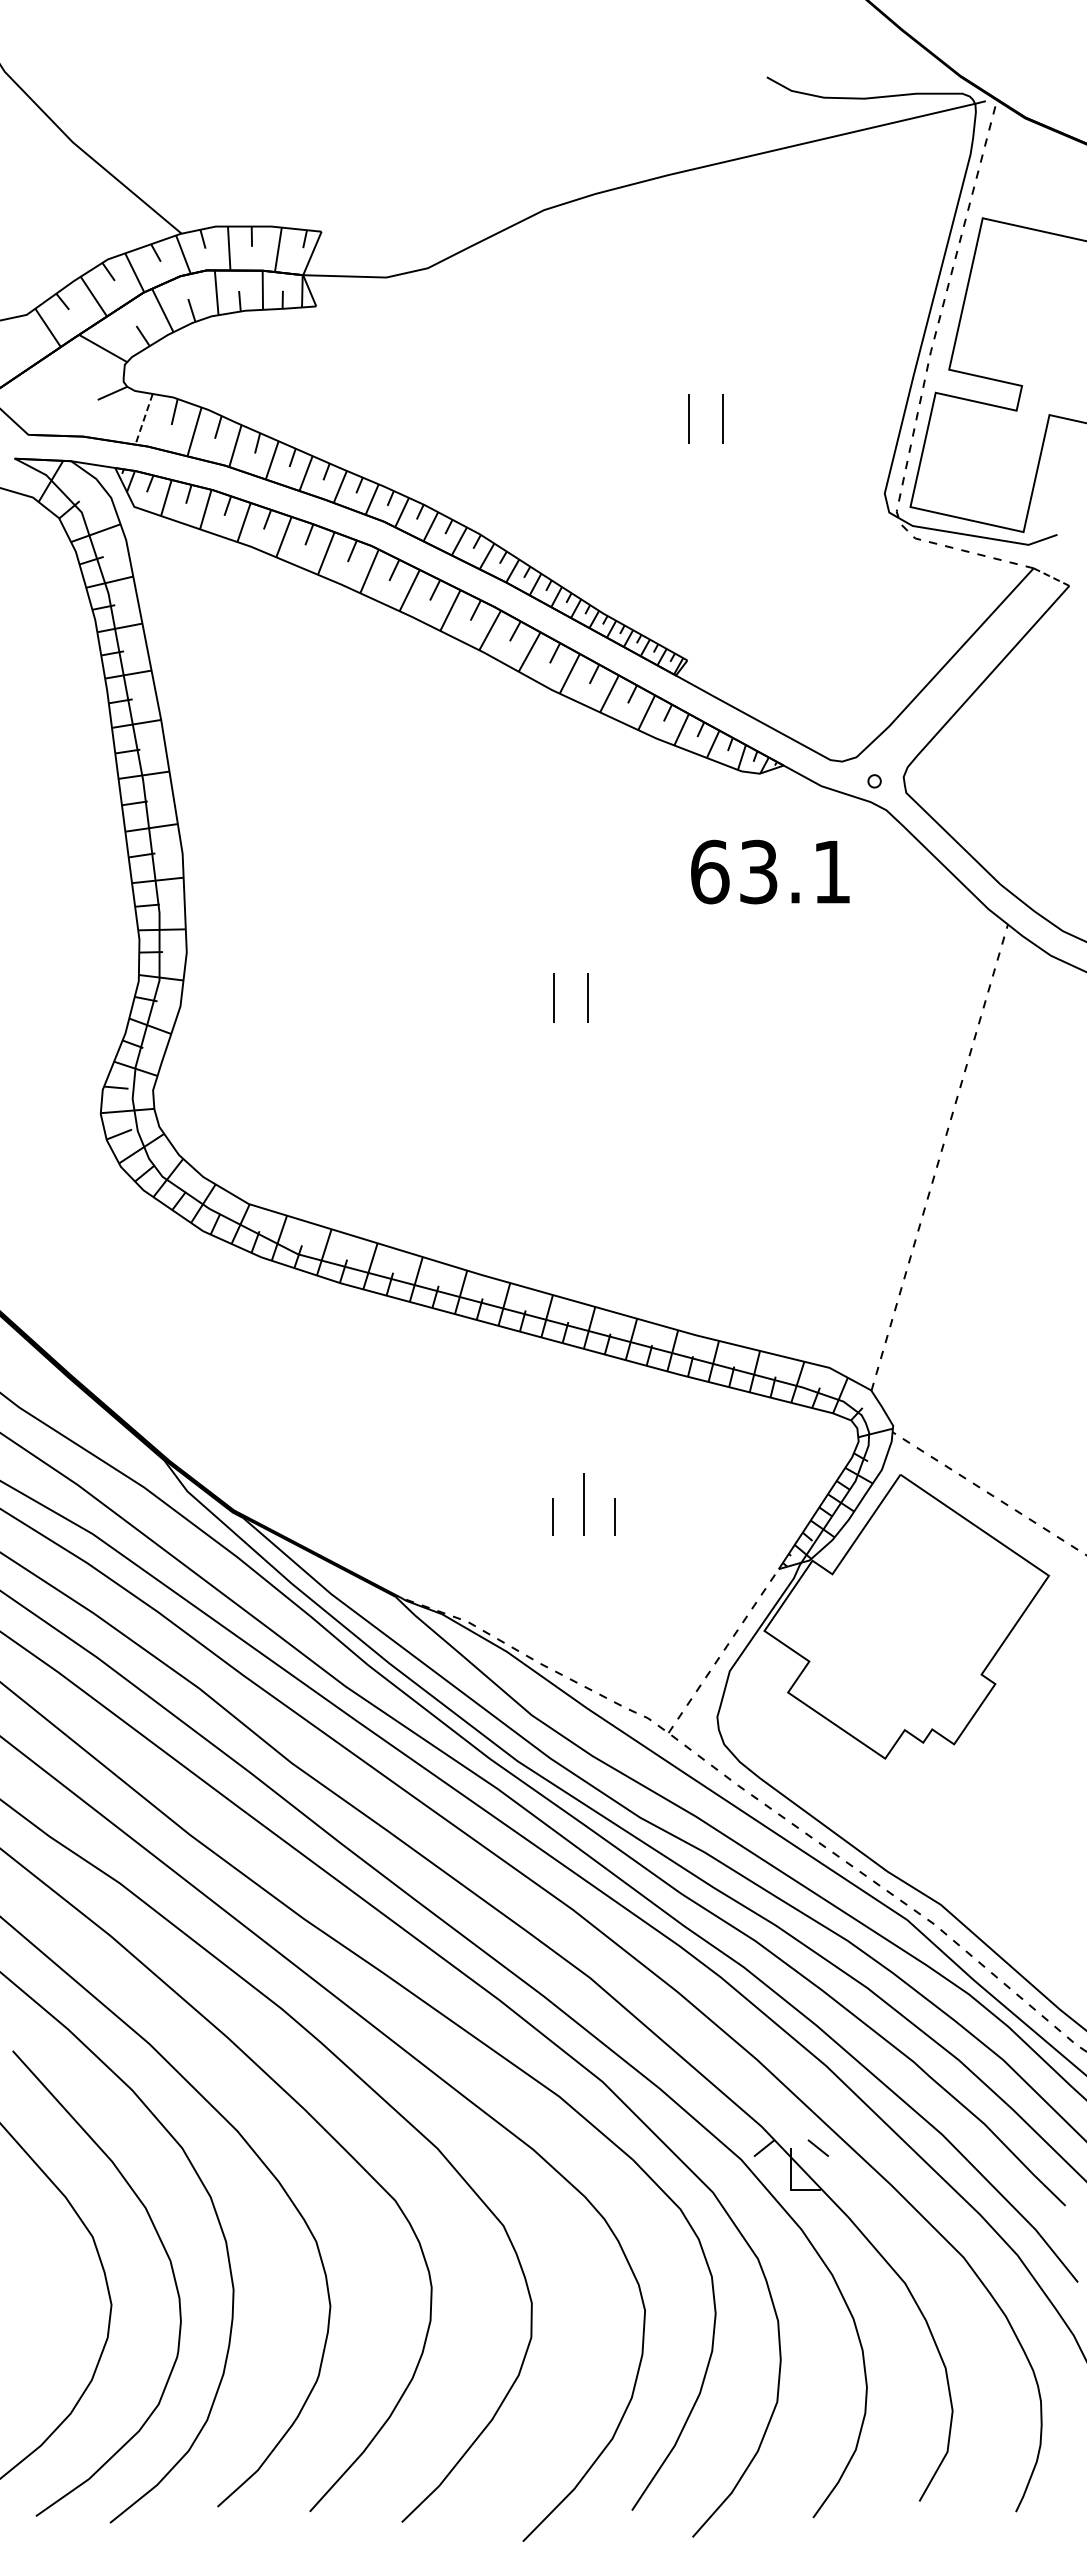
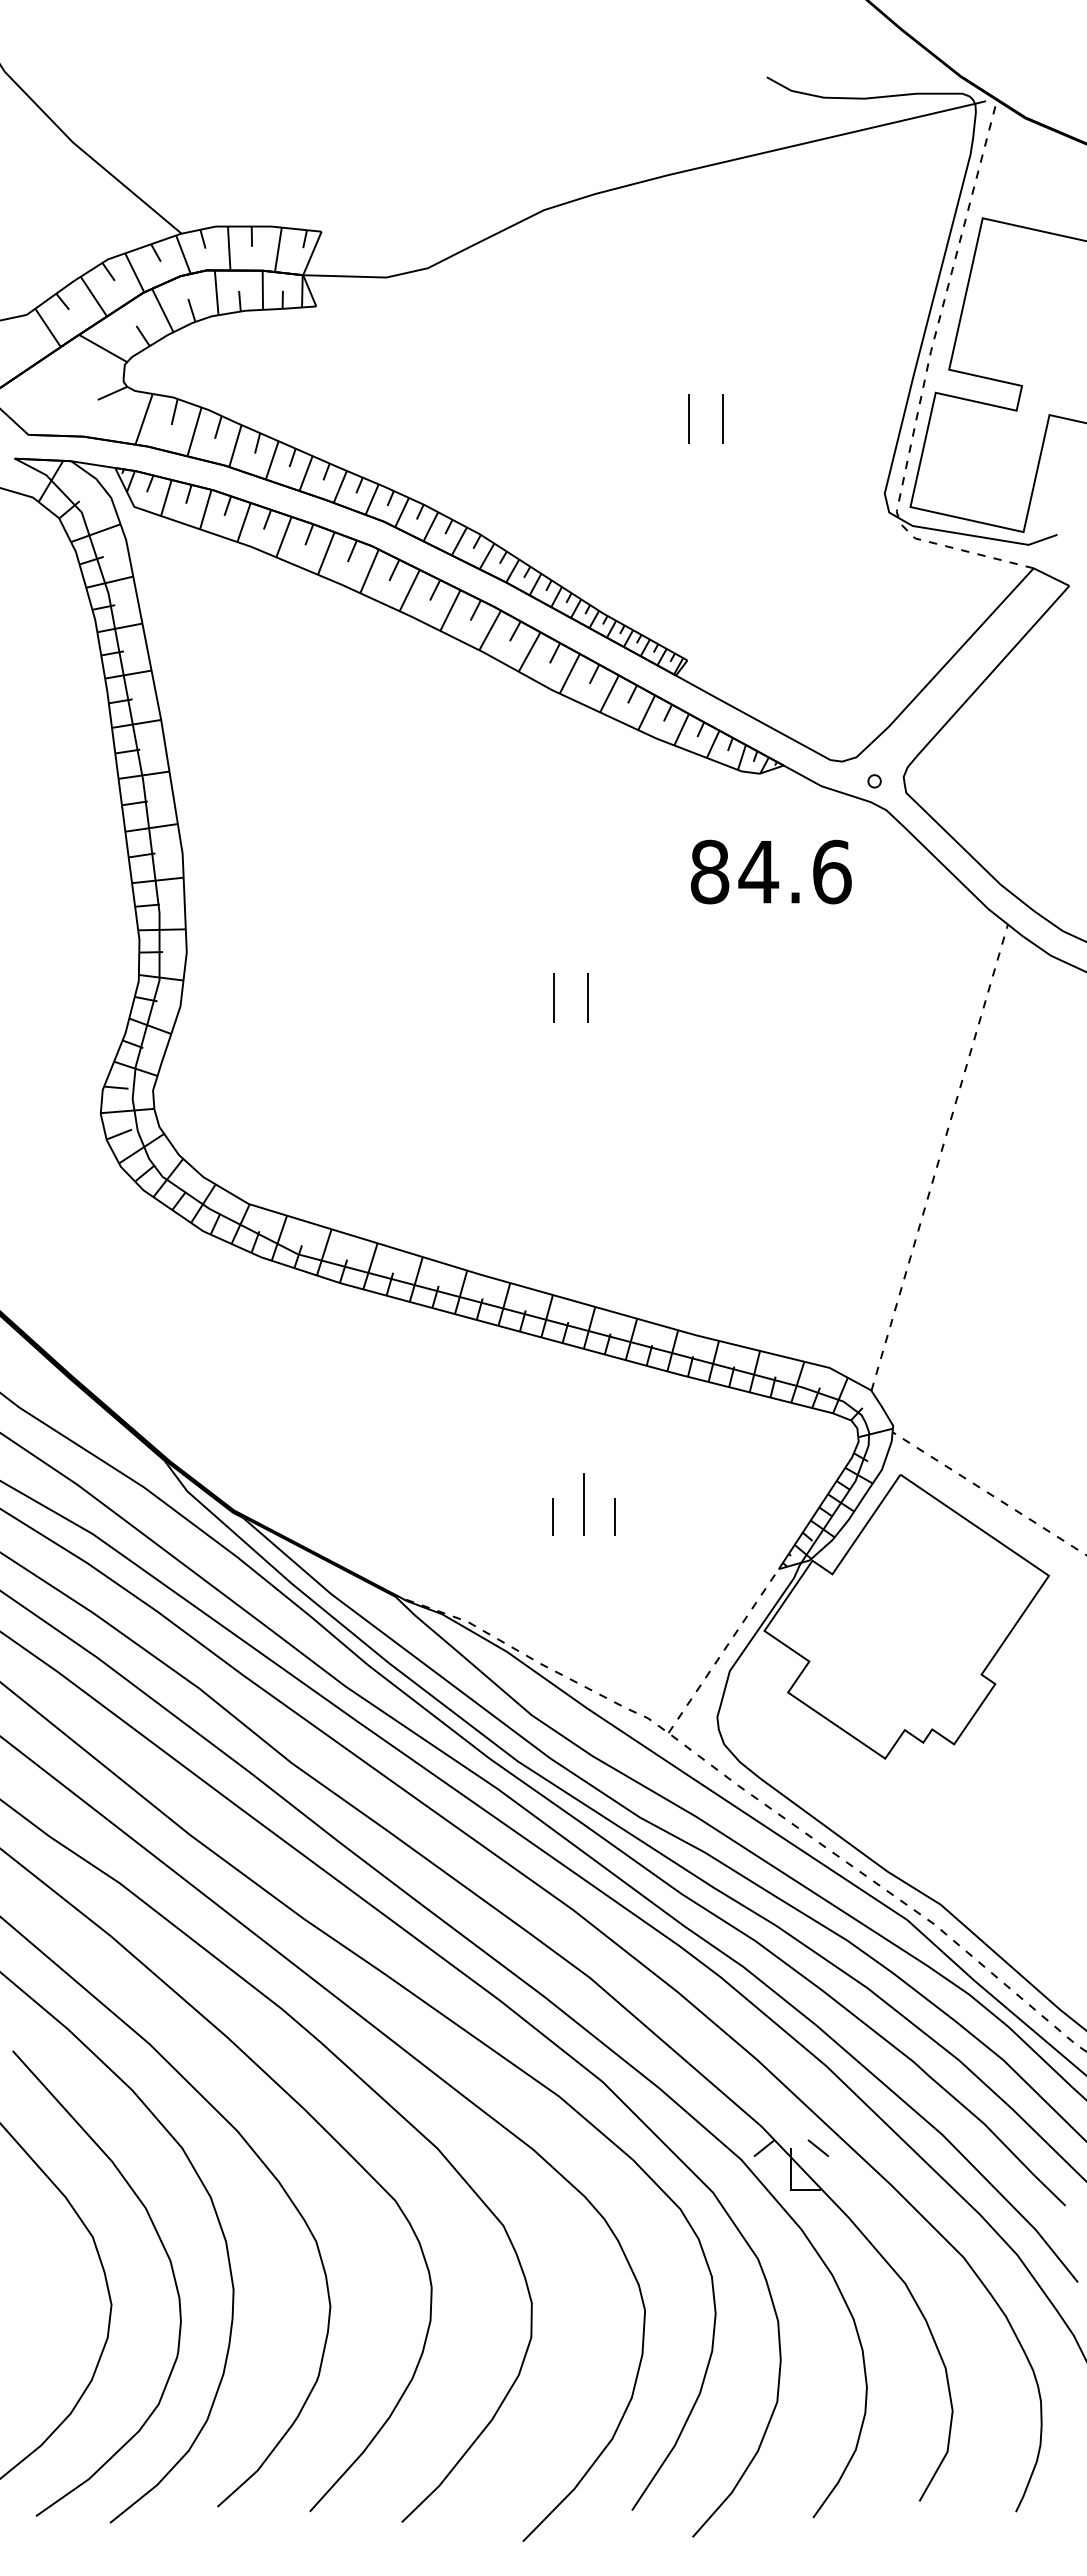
line: dashed -> solid (144, 419)
line: dashed -> solid (1051, 577)
text: 63.1 -> 84.6 (770, 871)
